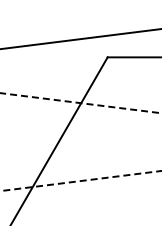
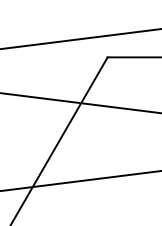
line: dashed -> solid (81, 103)
line: dashed -> solid (81, 181)
